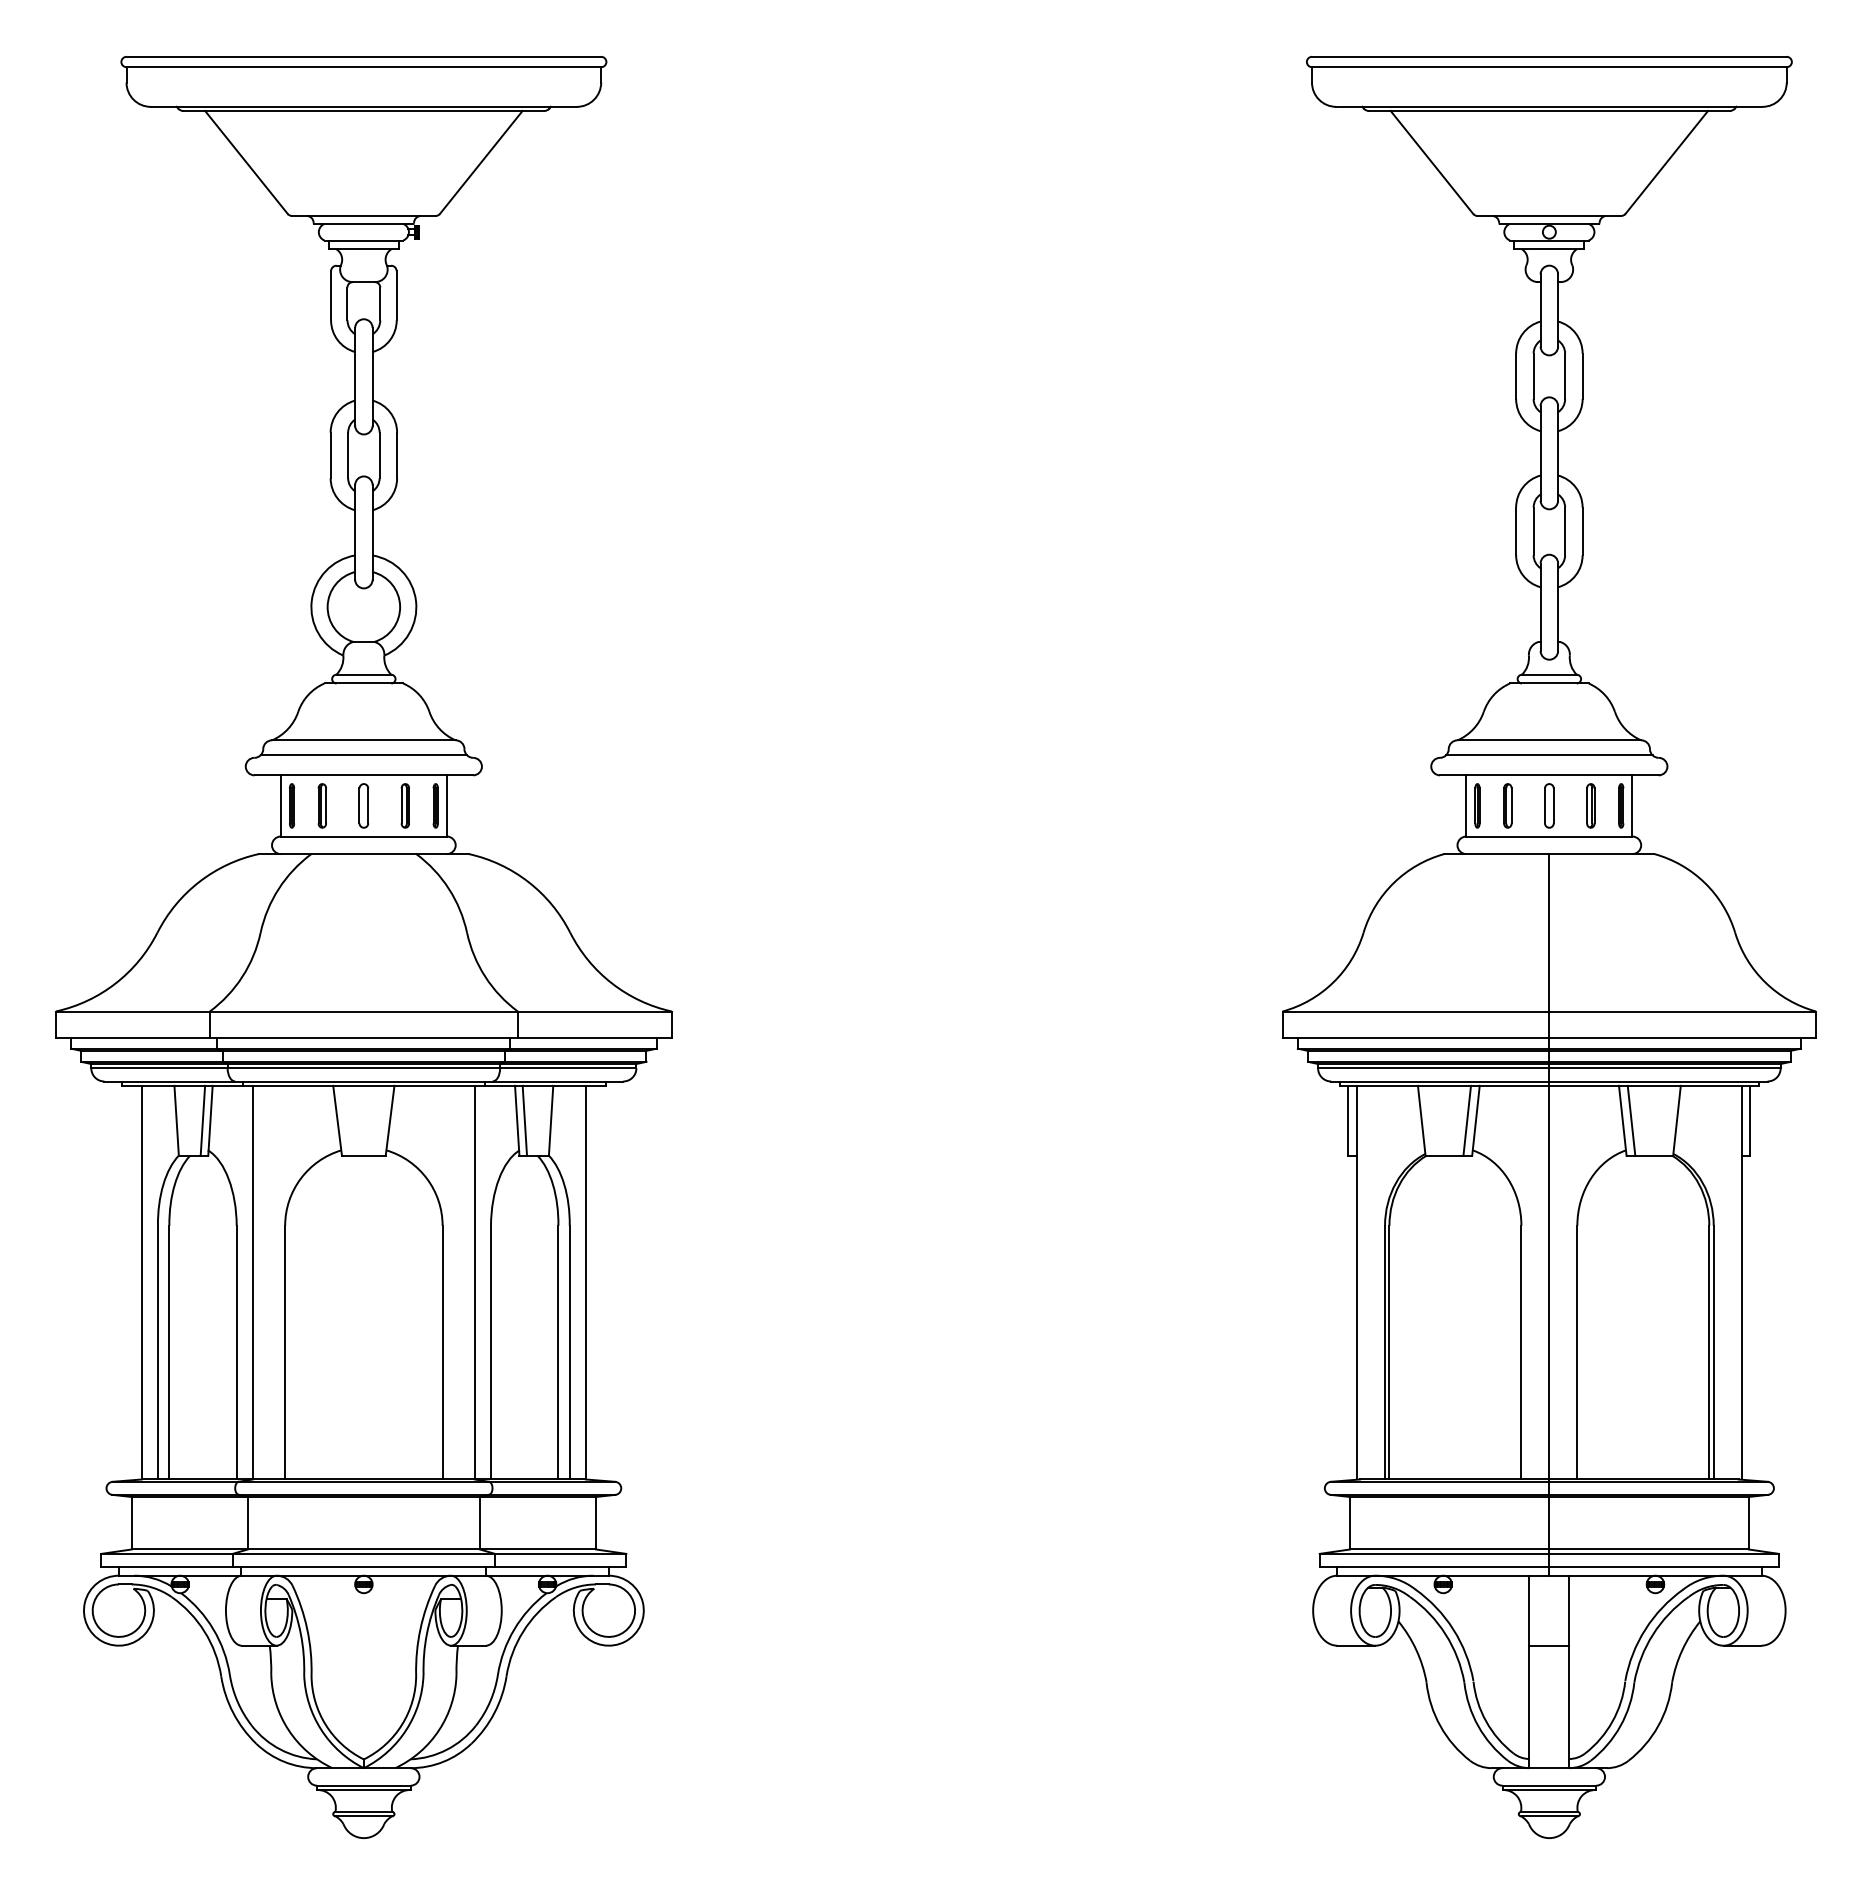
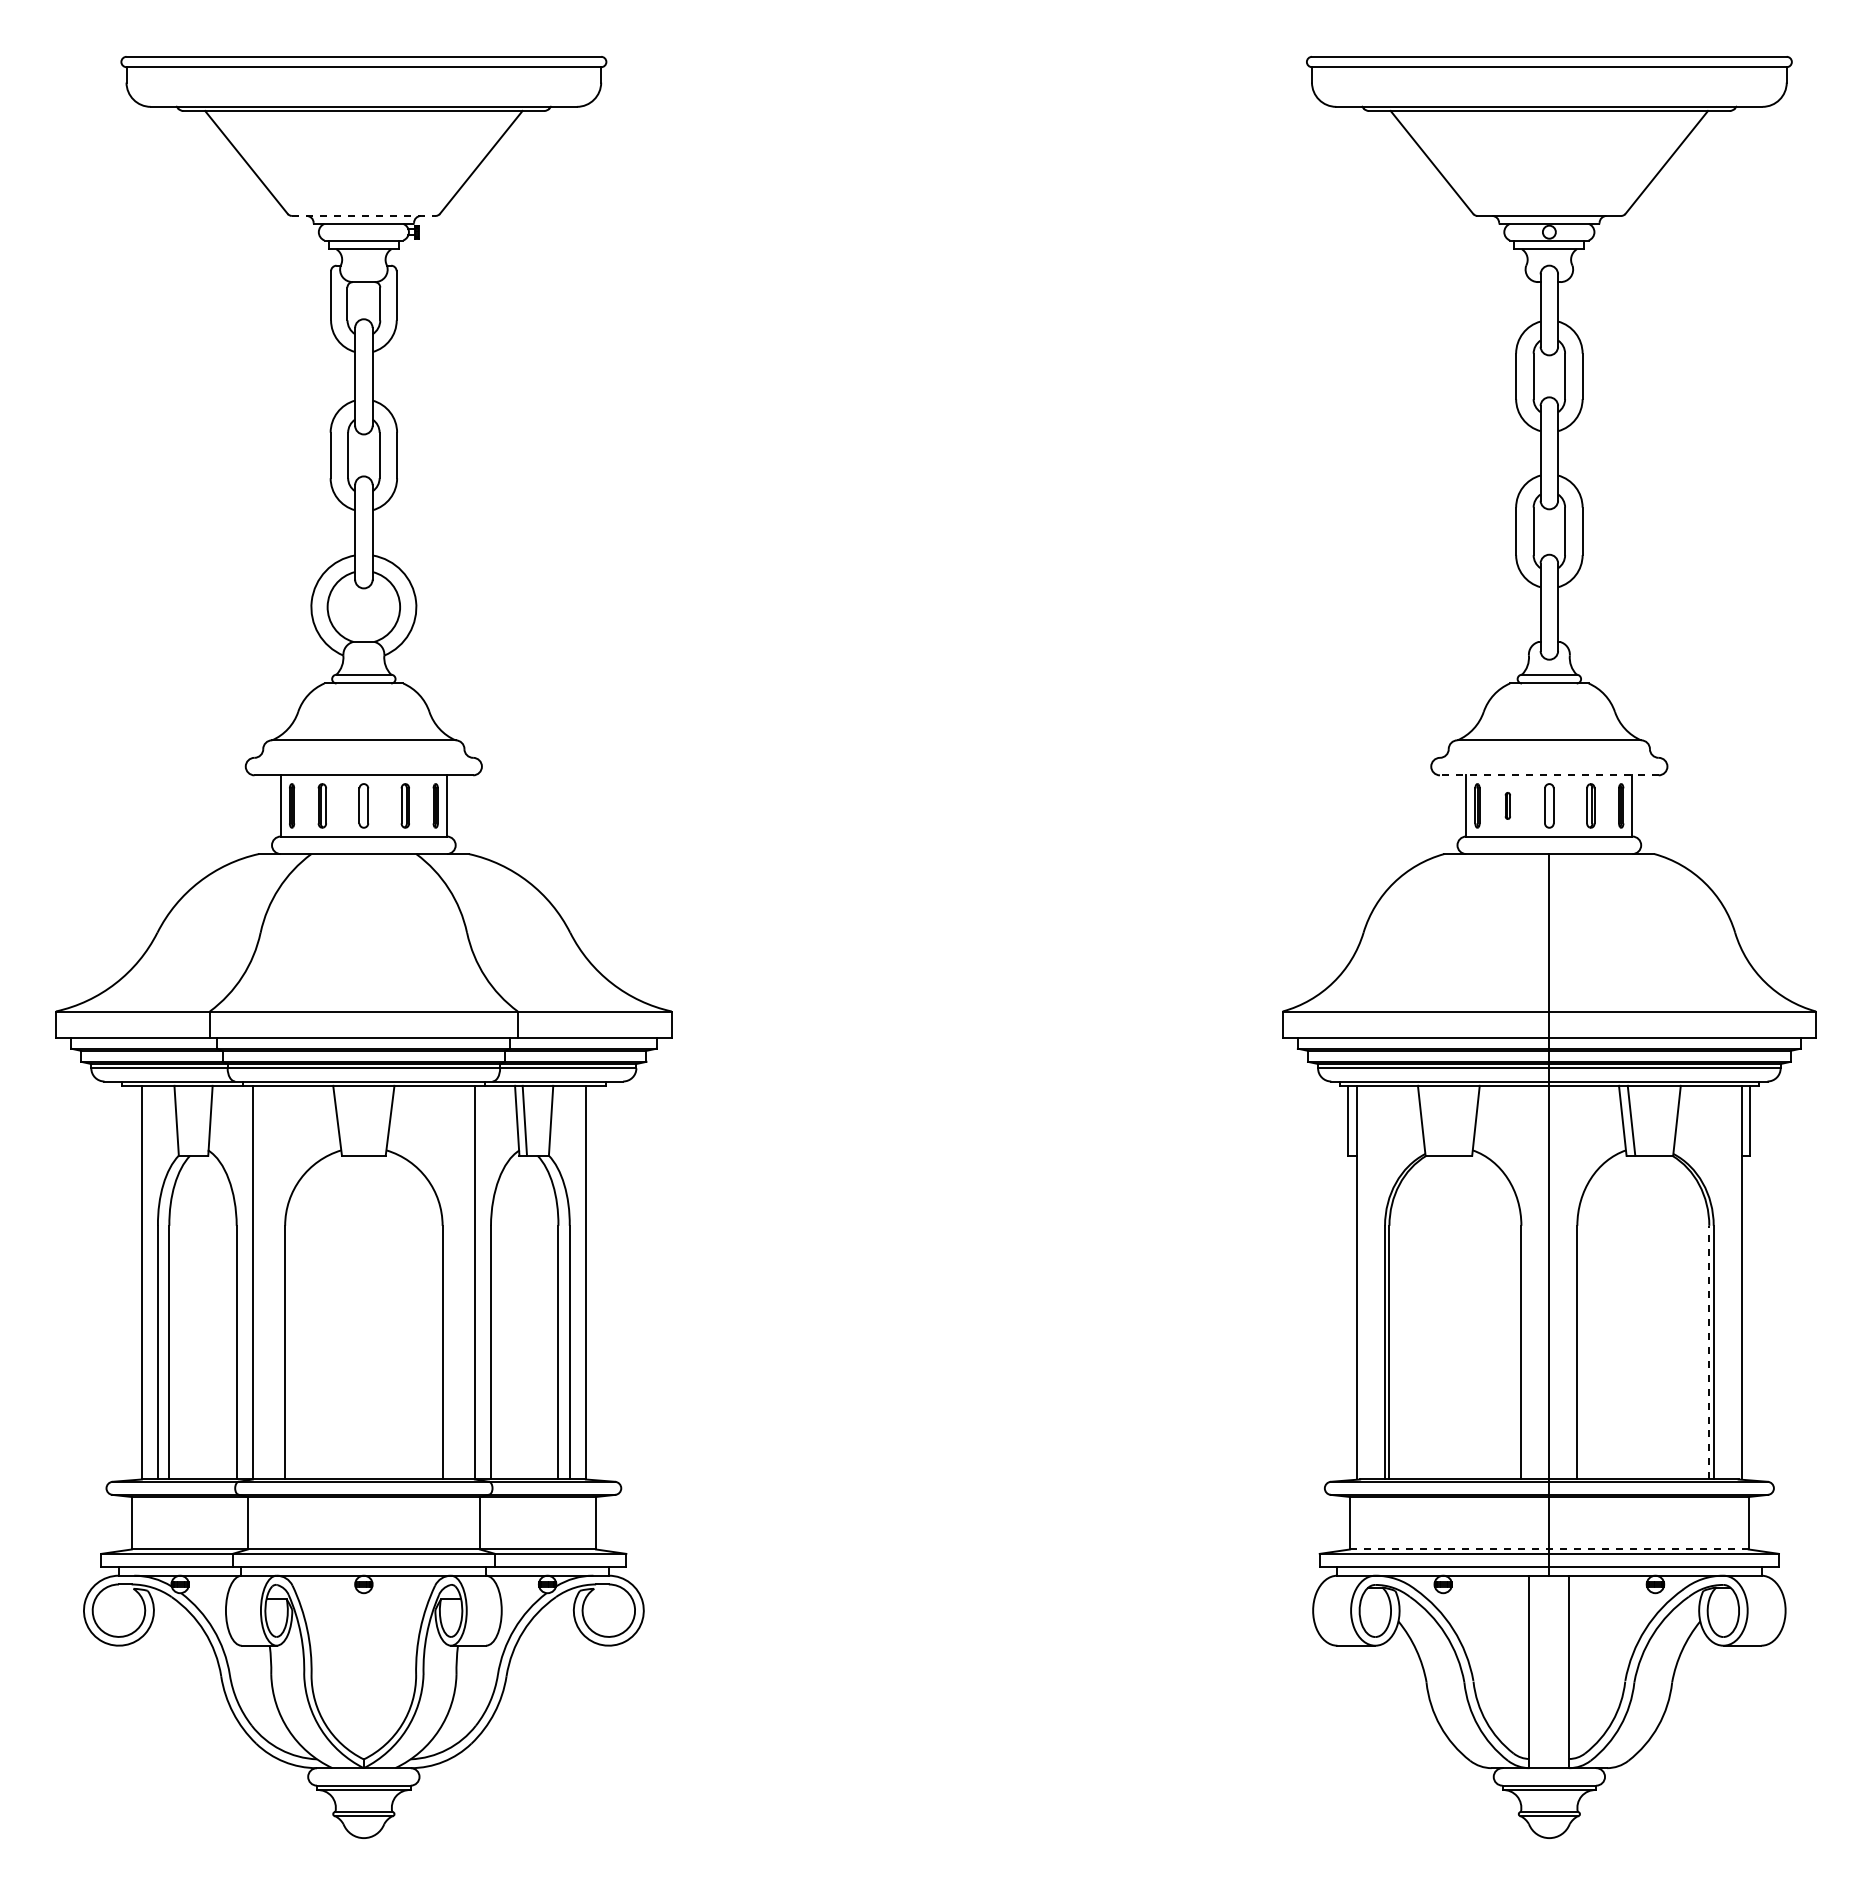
line: solid -> dashed (363, 215)
line: present -> none (363, 755)
line: present -> none (1549, 755)
line: solid -> dashed (1548, 775)
part size: 10x46 px -> 7x28 px (1507, 805)
line: present -> none (202, 1120)
line: present -> none (1467, 1120)
line: solid -> dashed (1709, 1352)
line: solid -> dashed (1549, 1549)
line: present -> none (1549, 1645)
